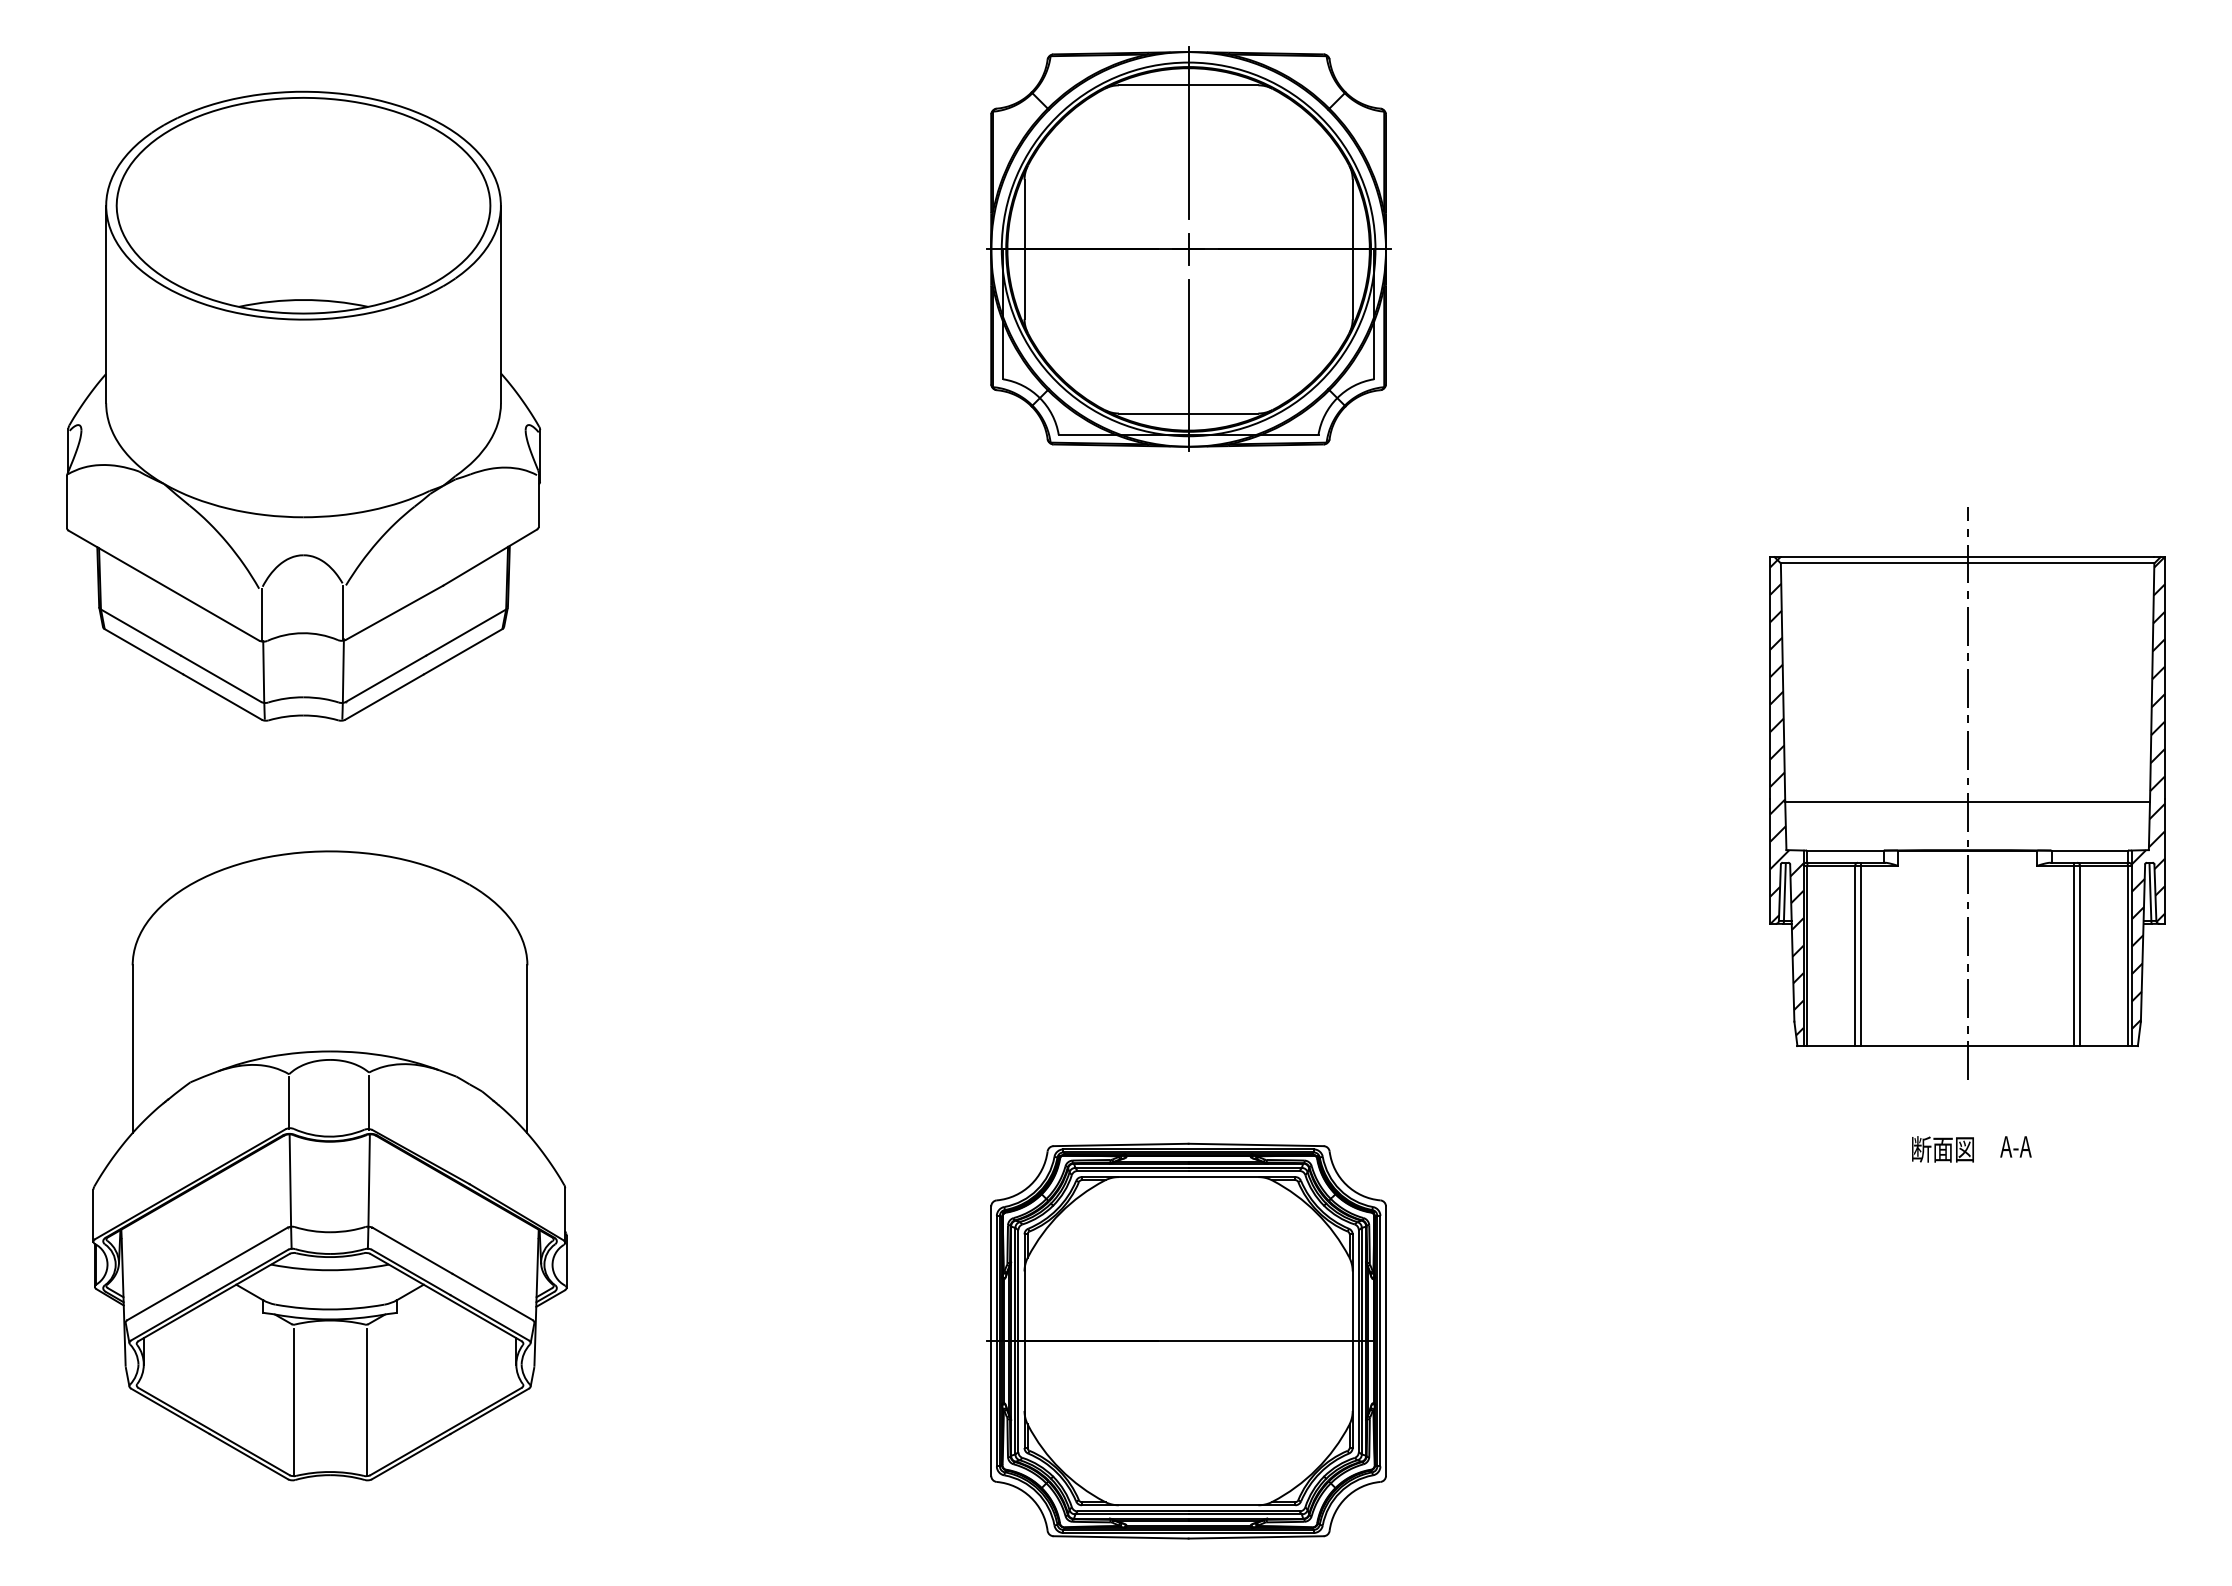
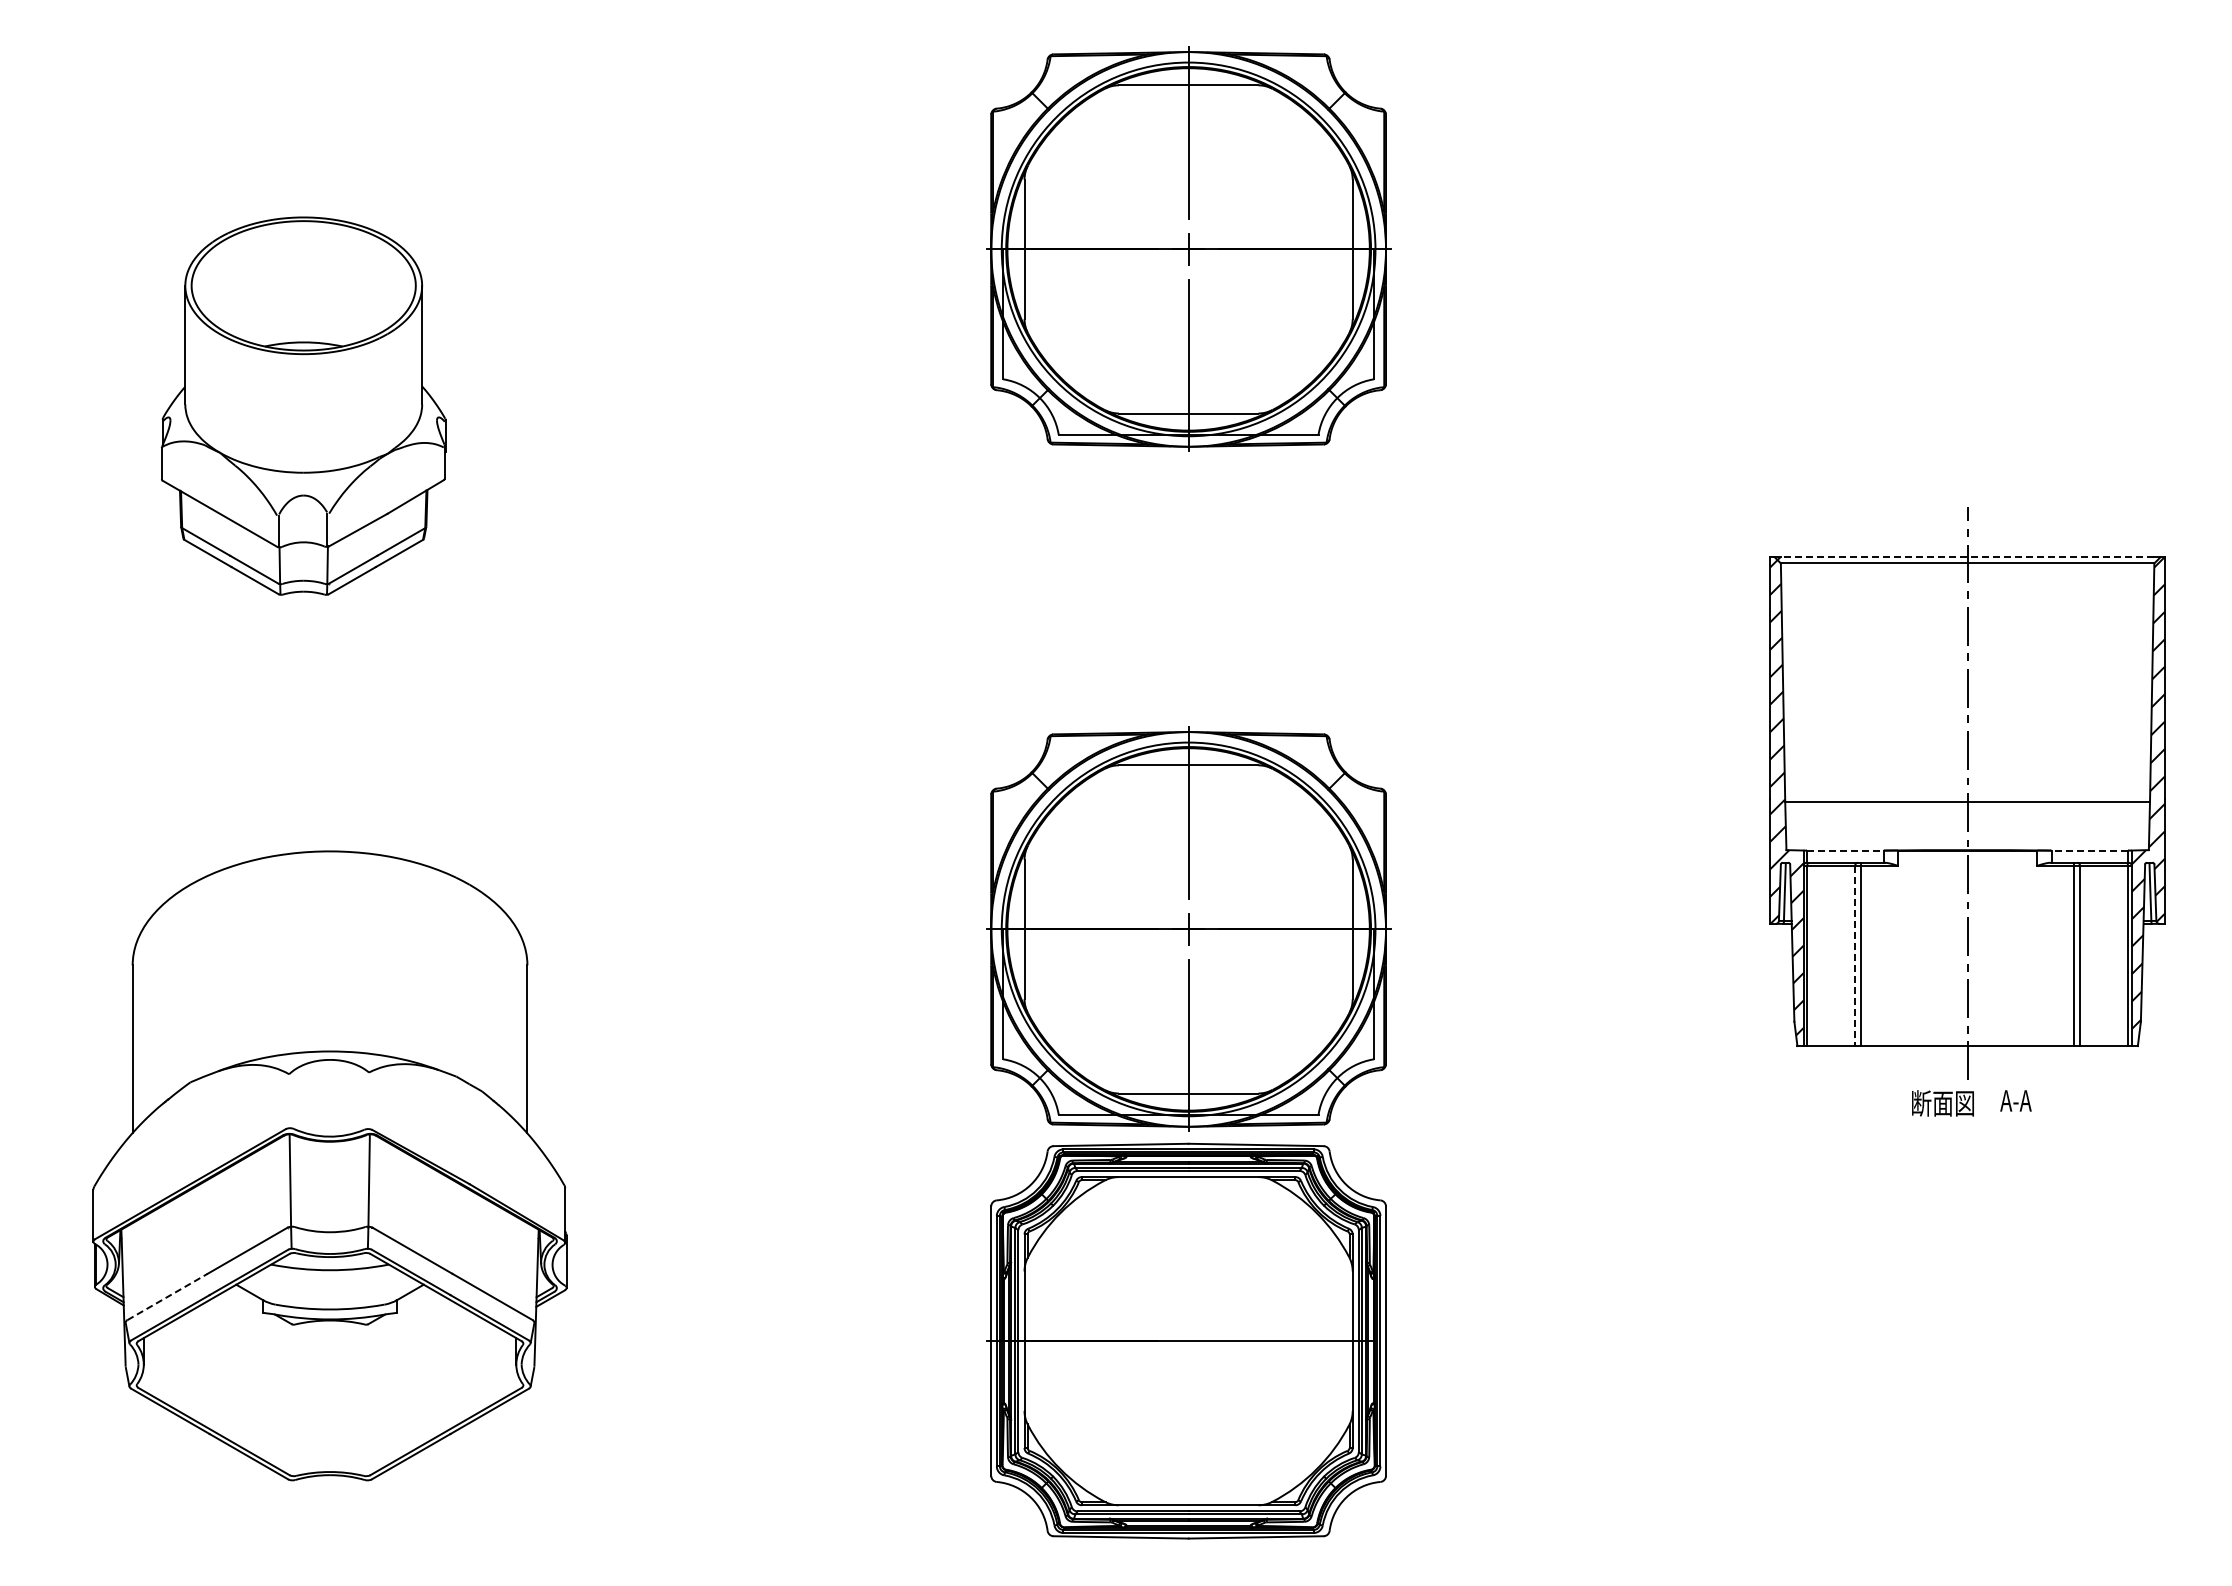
part size: 476x632 px -> 287x380 px (303, 405)
line: solid -> dashed (1967, 557)
line: solid -> dashed (1845, 850)
line: solid -> dashed (2089, 850)
part: none -> present (1188, 928)
line: solid -> dashed (1855, 956)
line: present -> none (369, 1102)
line: present -> none (289, 1103)
text position: (1971, 1149) -> (1971, 1103) (1971, 1103)
line: solid -> dashed (167, 1296)
line: present -> none (293, 1401)
line: present -> none (367, 1401)
